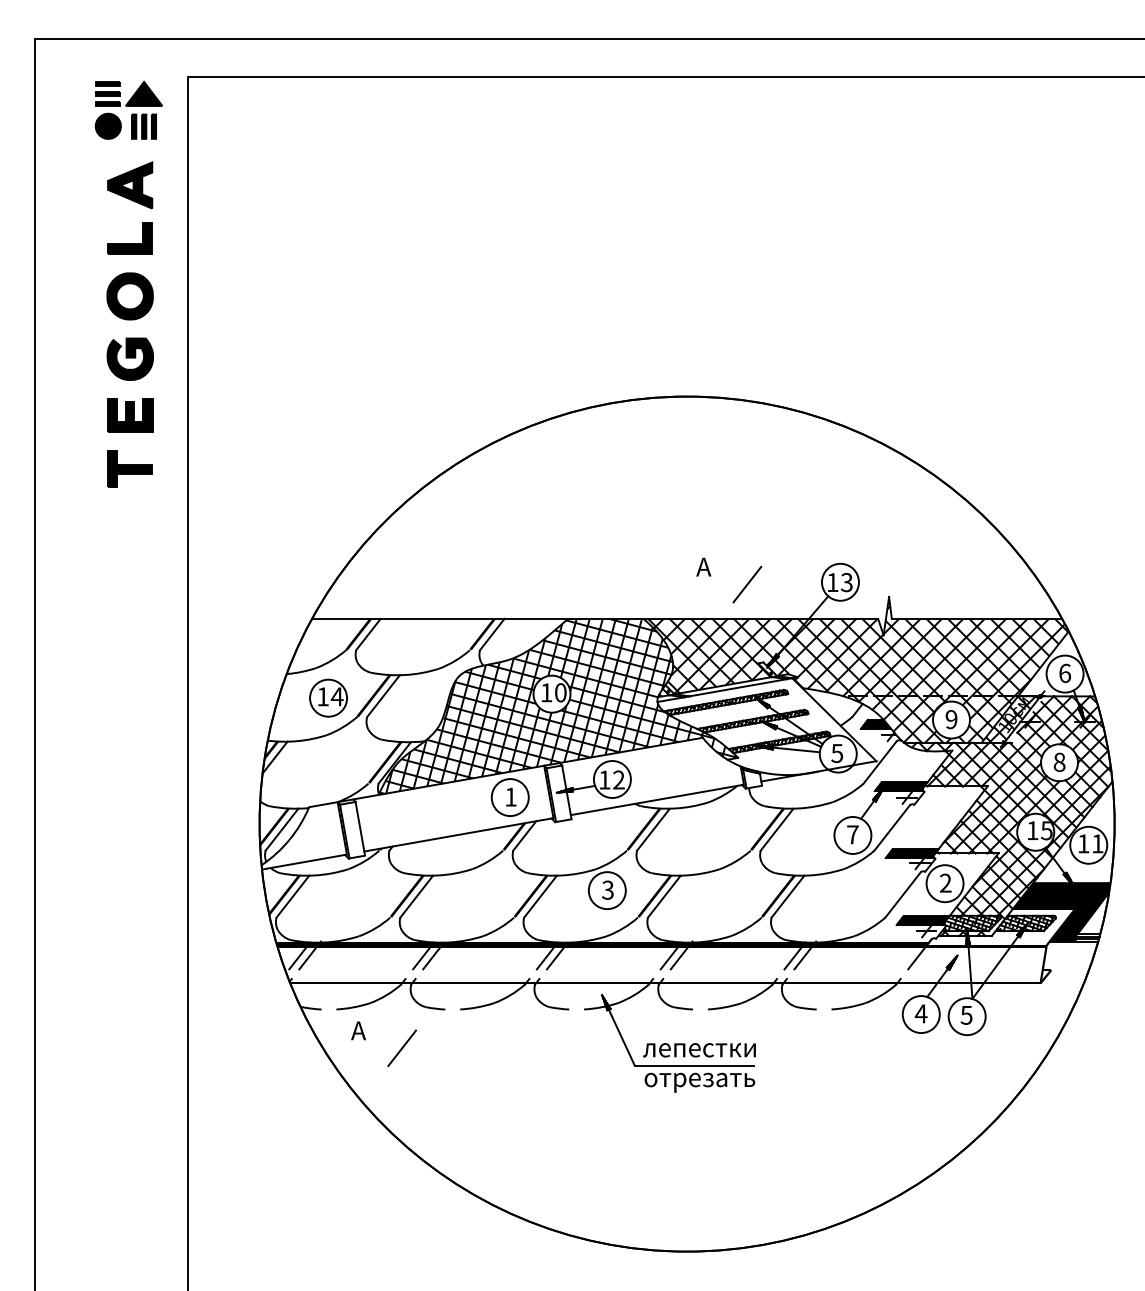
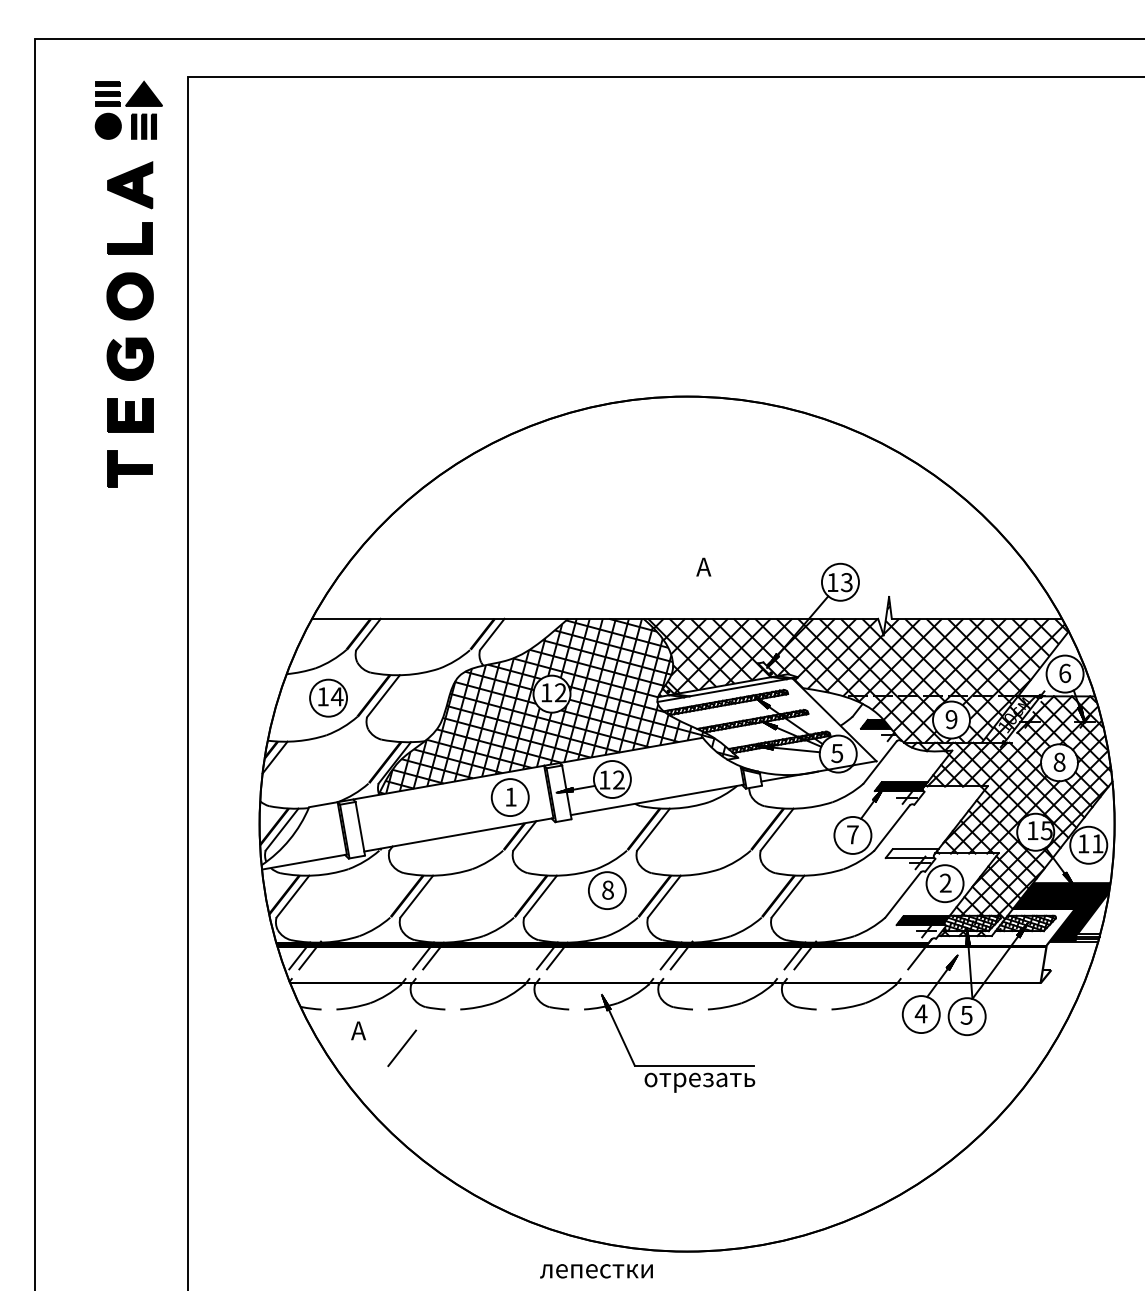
line: present -> none (747, 584)
text: 10 -> 12 (560, 692)
hatch: present -> none (912, 853)
text: 3 -> 8 (607, 889)
text position: (699, 1050) -> (596, 1271) (596, 1271)
